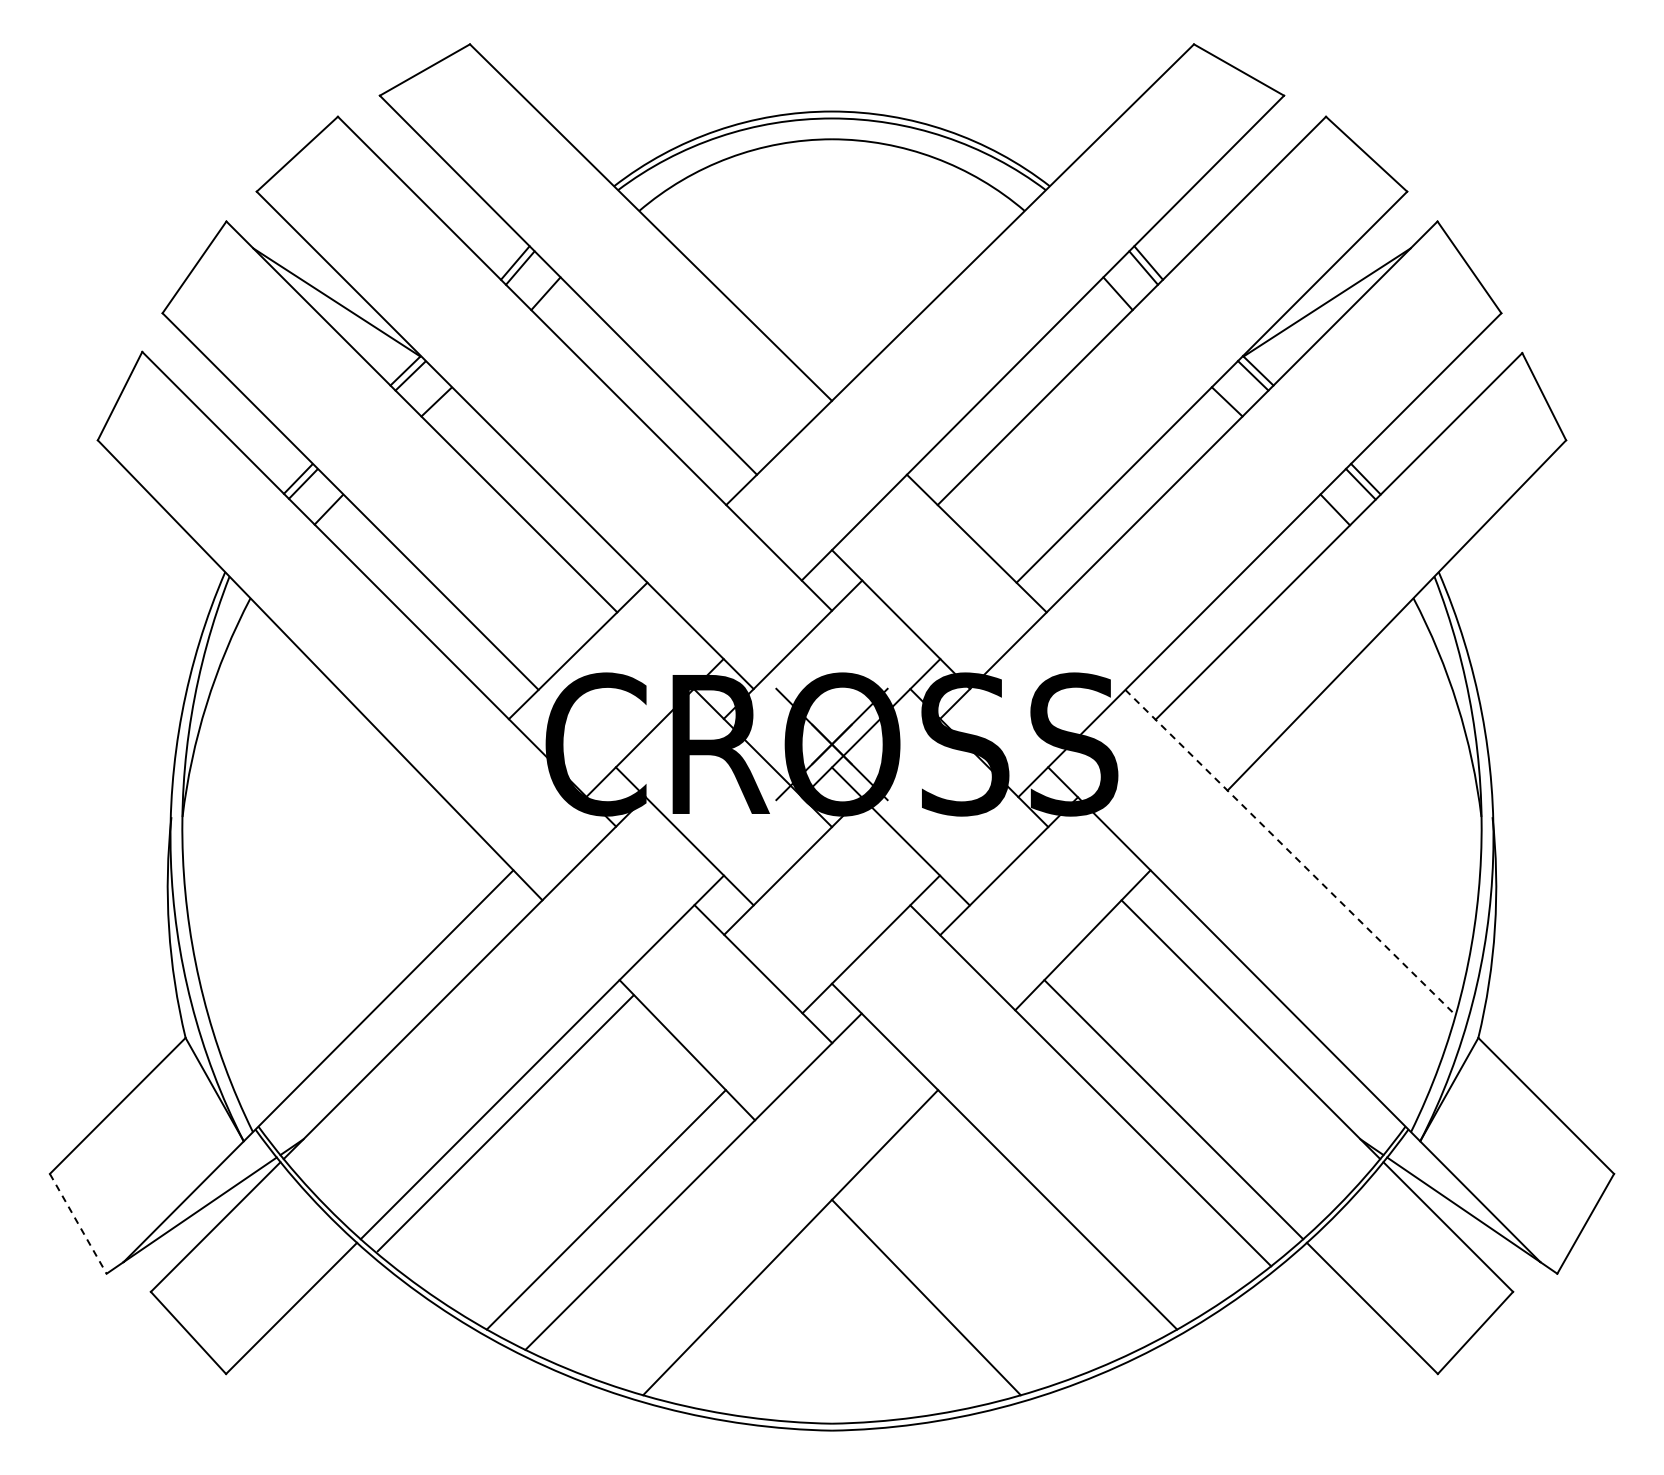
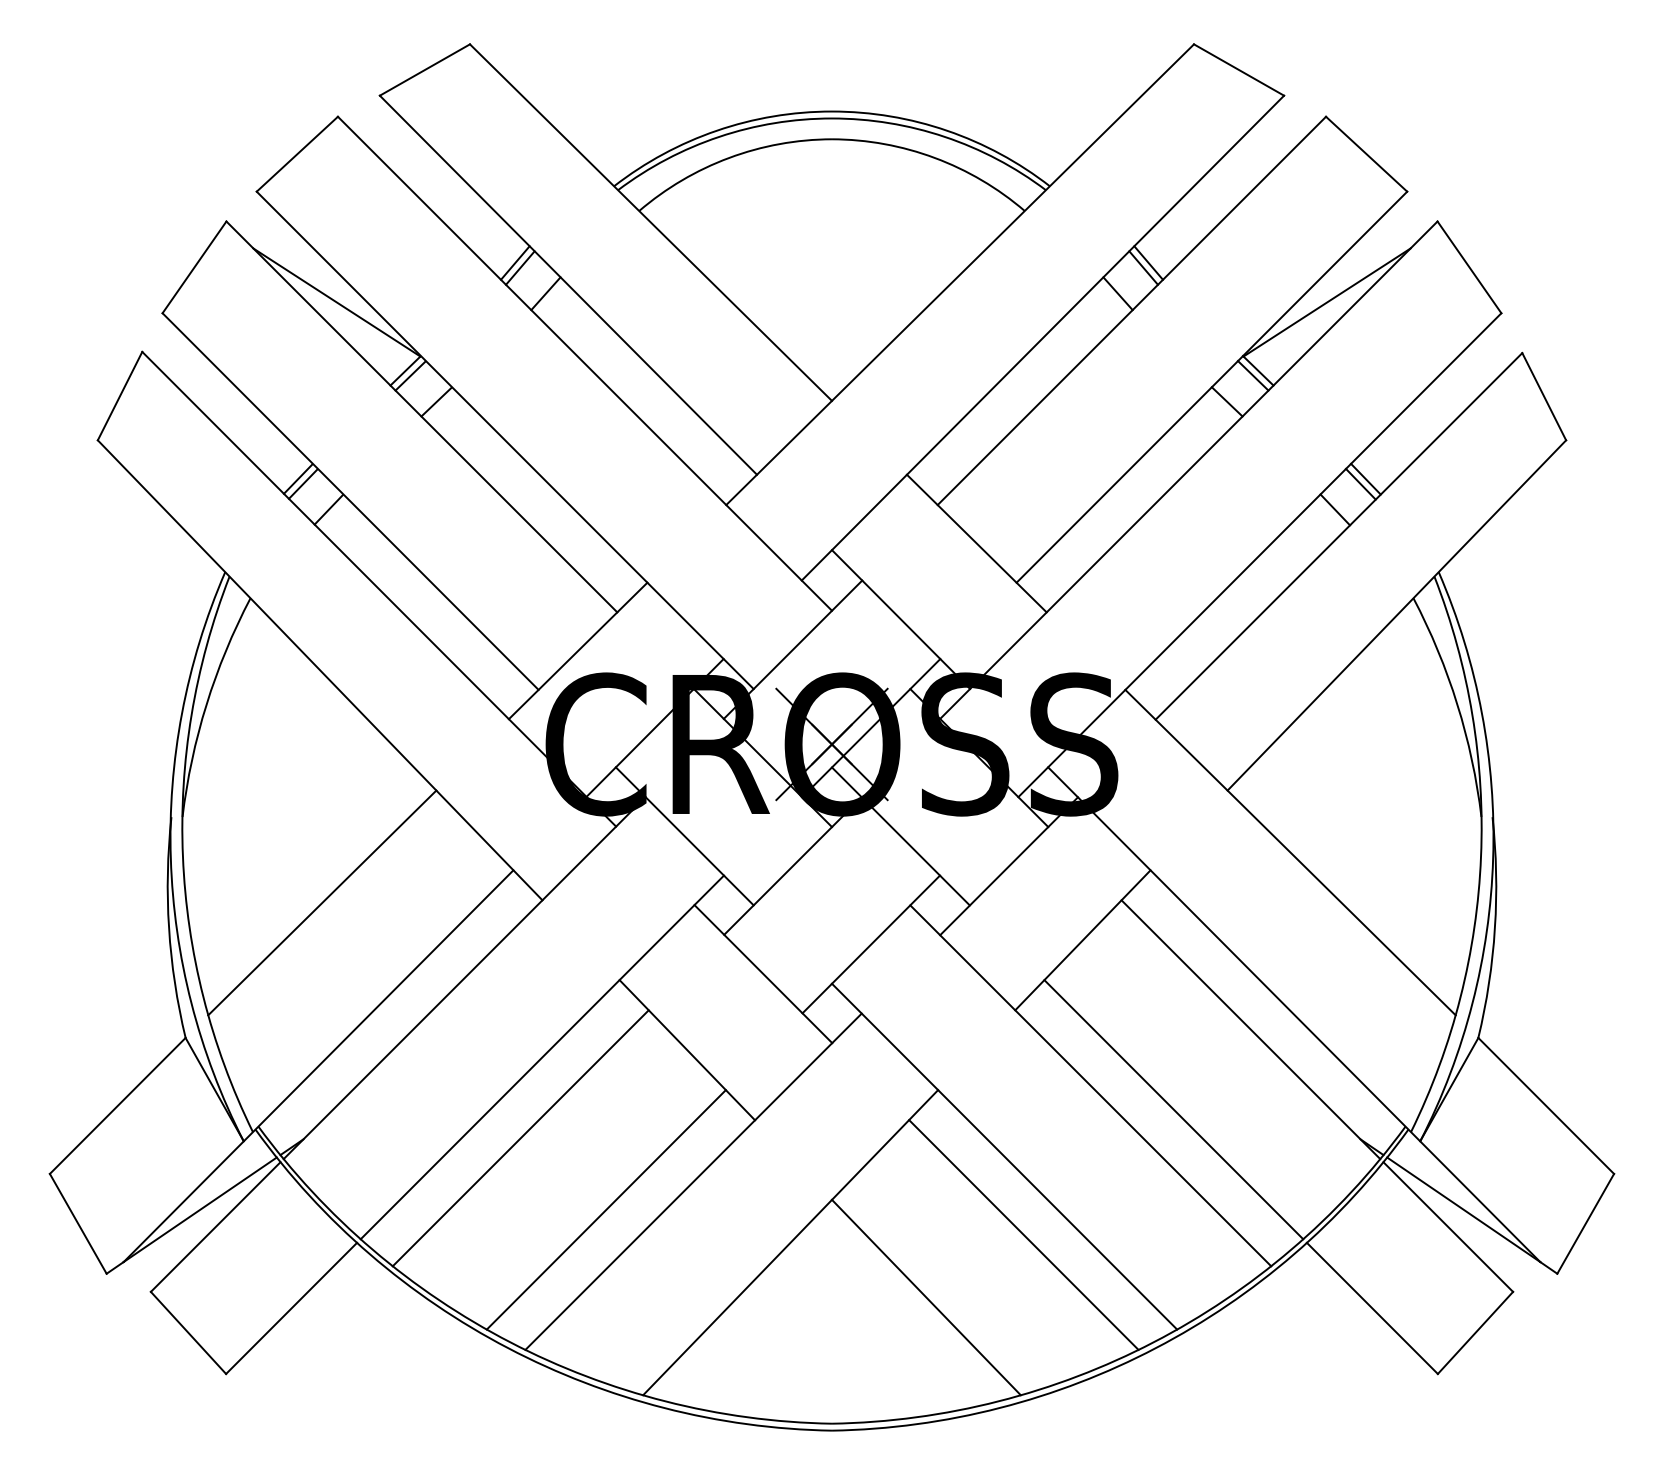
line: dashed -> solid (1290, 852)
line: none -> present (322, 902)
line position: (505, 1123) -> (520, 1138) (520, 1138)
line: dashed -> solid (78, 1224)
line: none -> present (1023, 1234)
